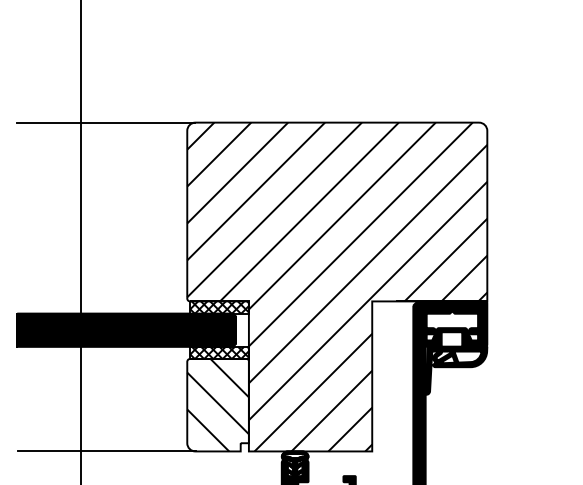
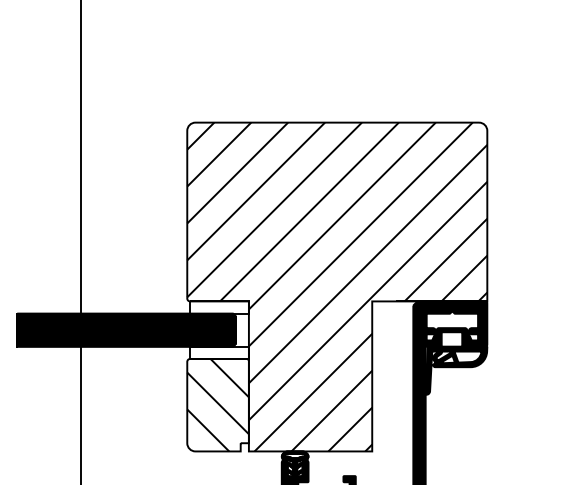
line: present -> none (106, 122)
hatch: present -> none (219, 307)
hatch: present -> none (219, 352)
line: present -> none (106, 451)
